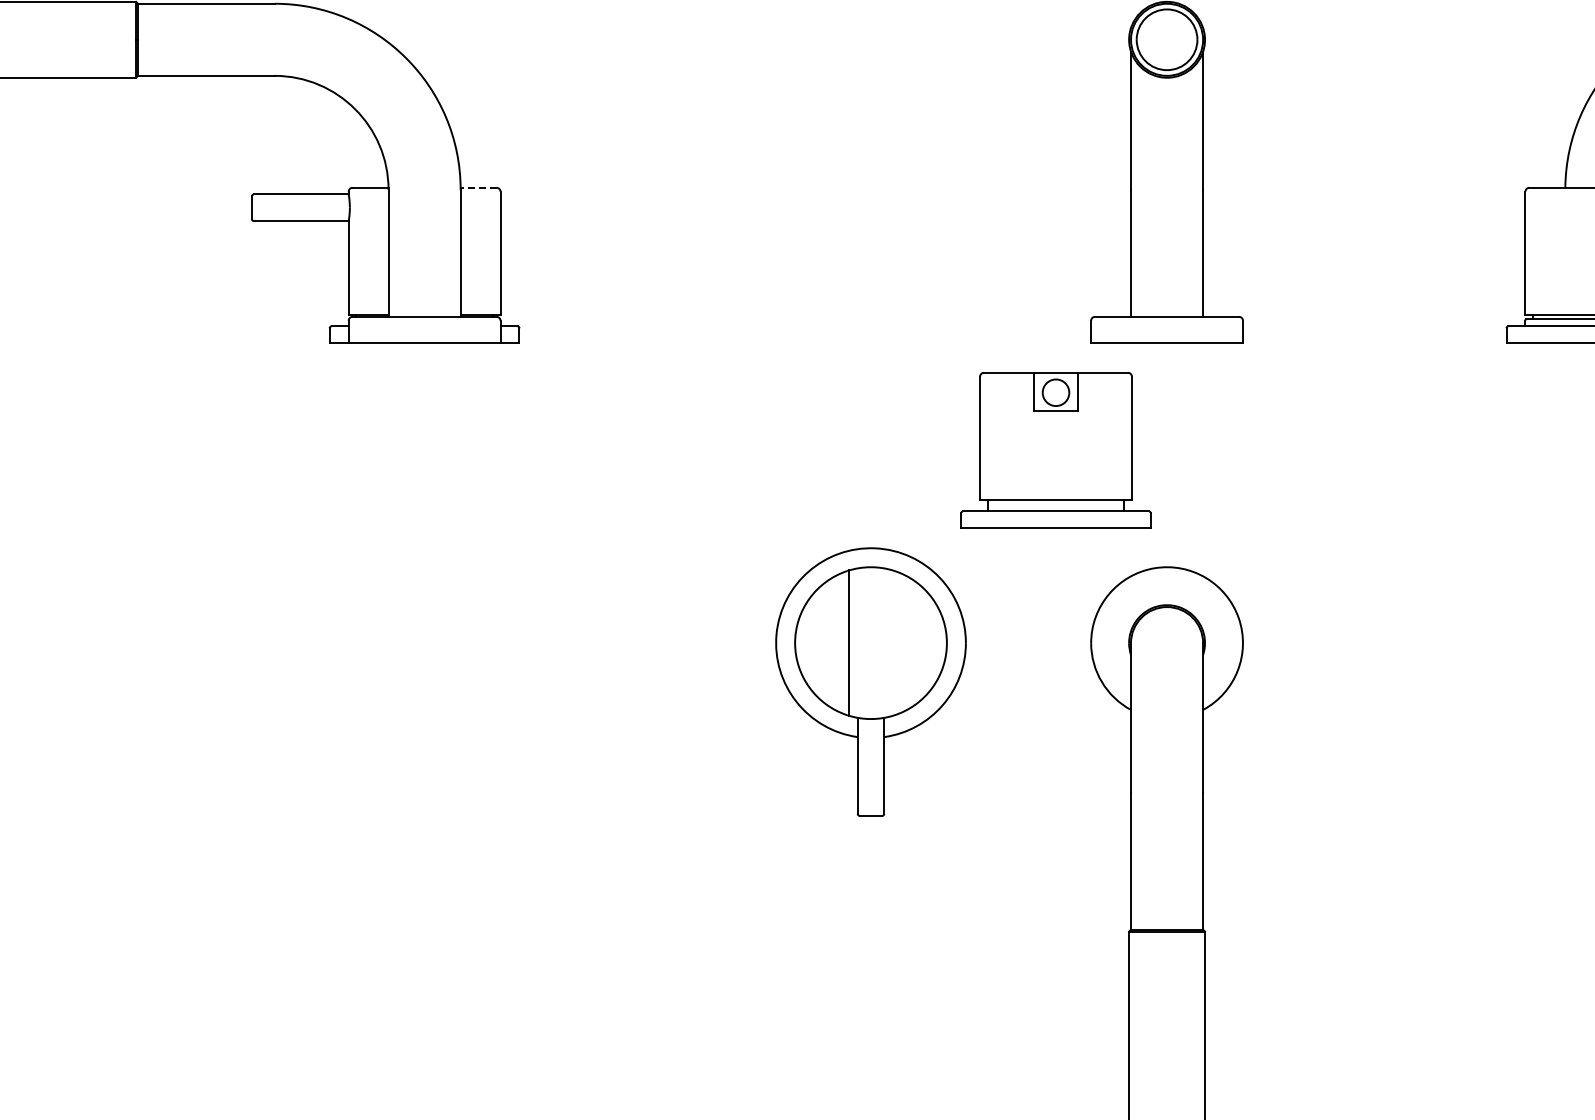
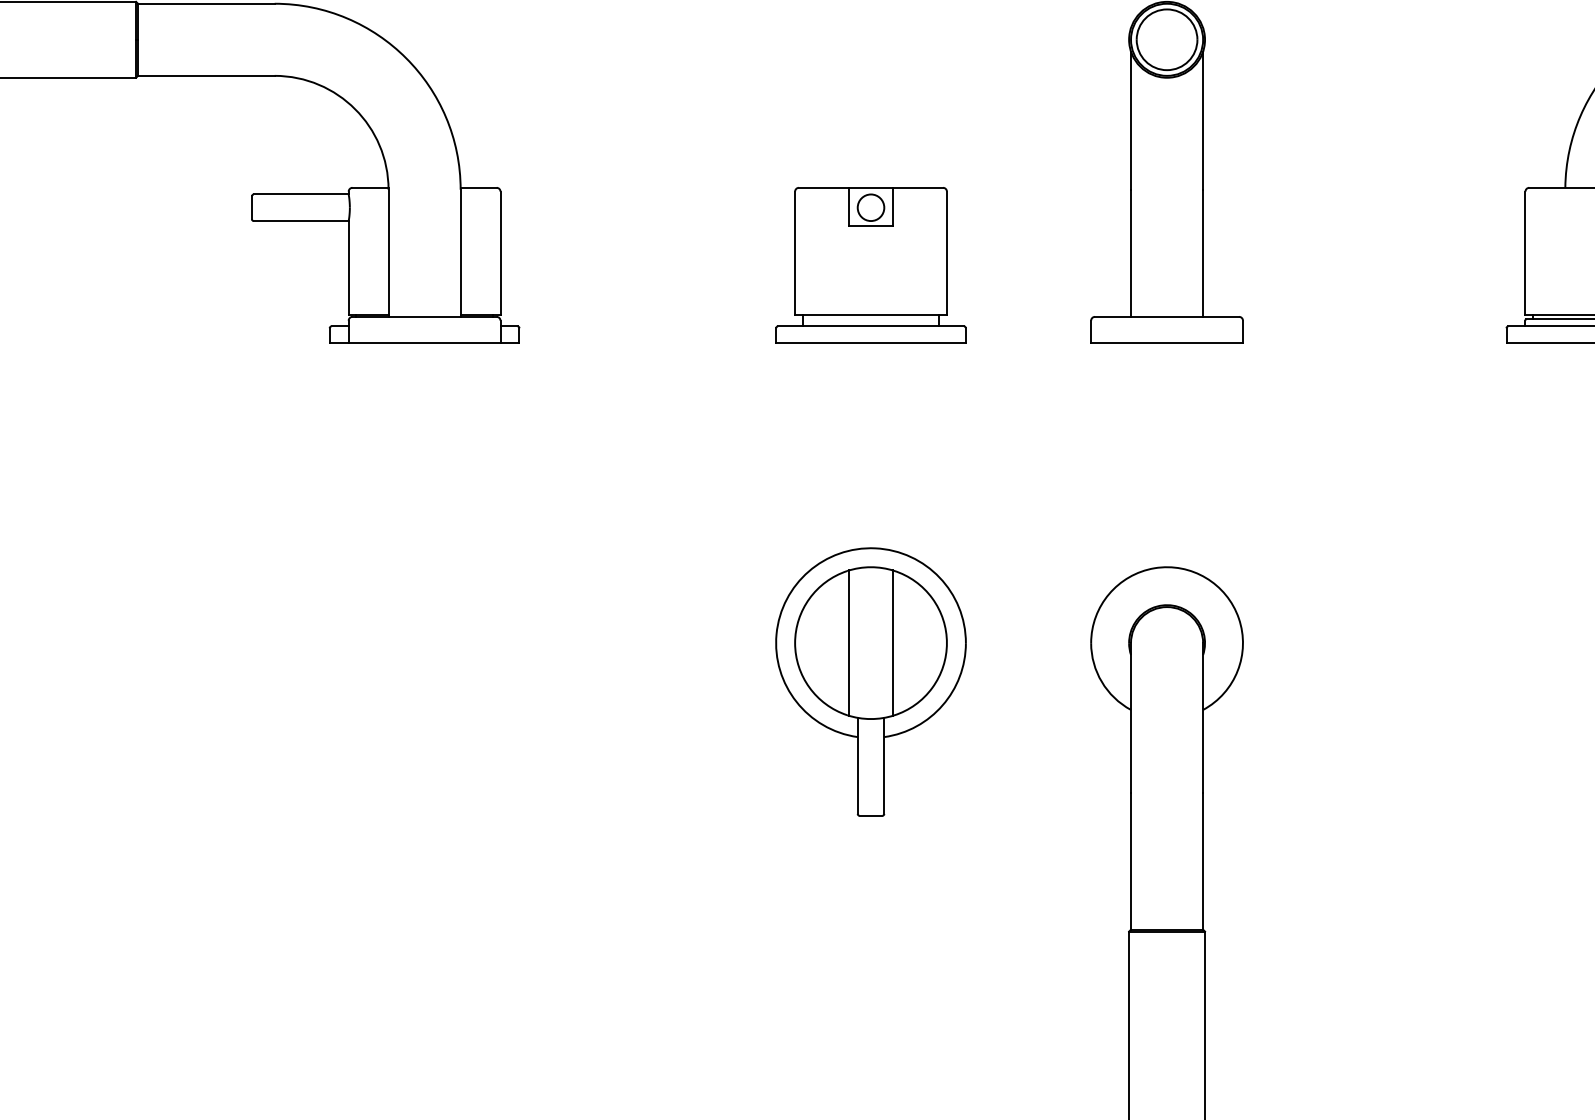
line: dashed -> solid (478, 187)
part position: (1055, 450) -> (870, 265) (870, 265)
line: none -> present (893, 642)
